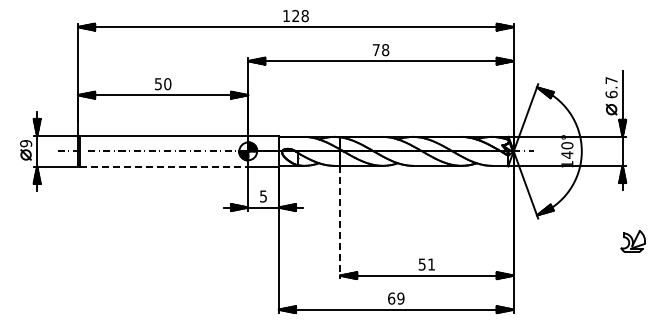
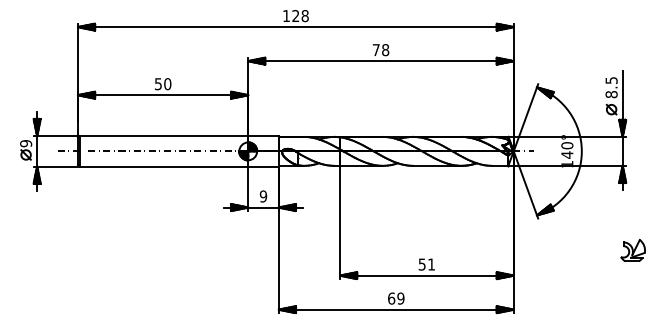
text: 6.7 -> 8.5 (611, 87)
line: dashed -> solid (164, 166)
text: 5 -> 9 (263, 196)
line: dashed -> solid (340, 222)
part position: (632, 241) -> (632, 250) (632, 250)
